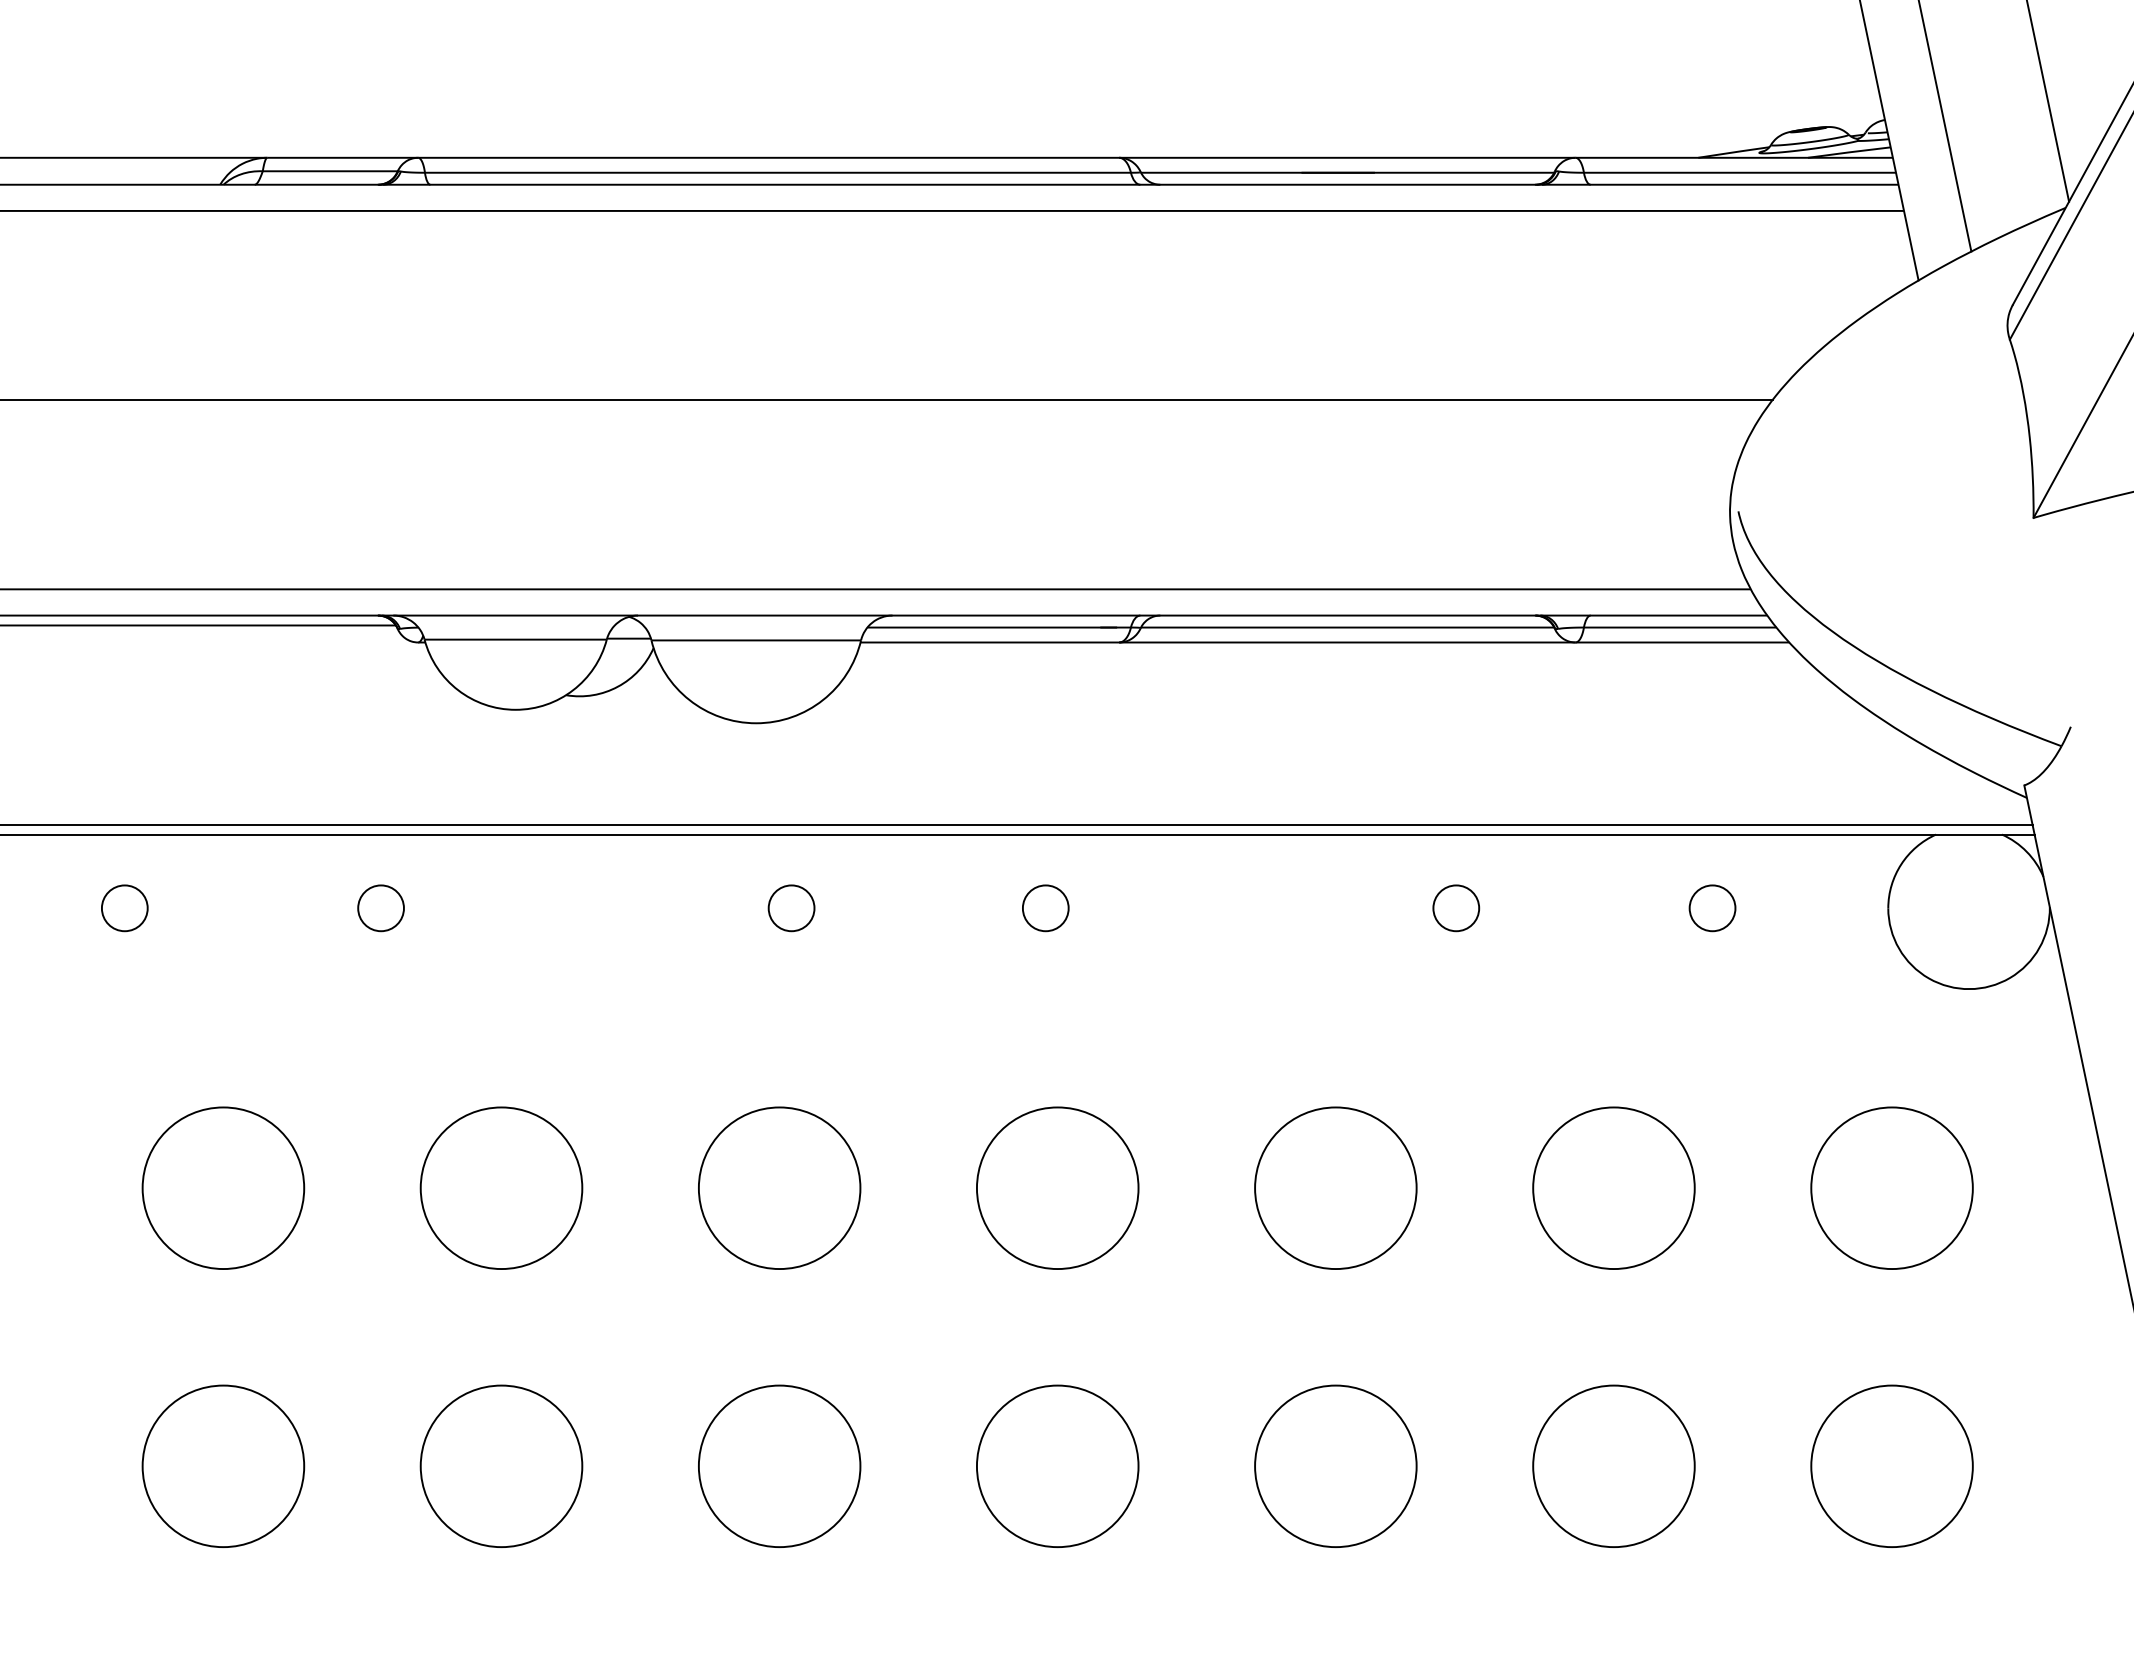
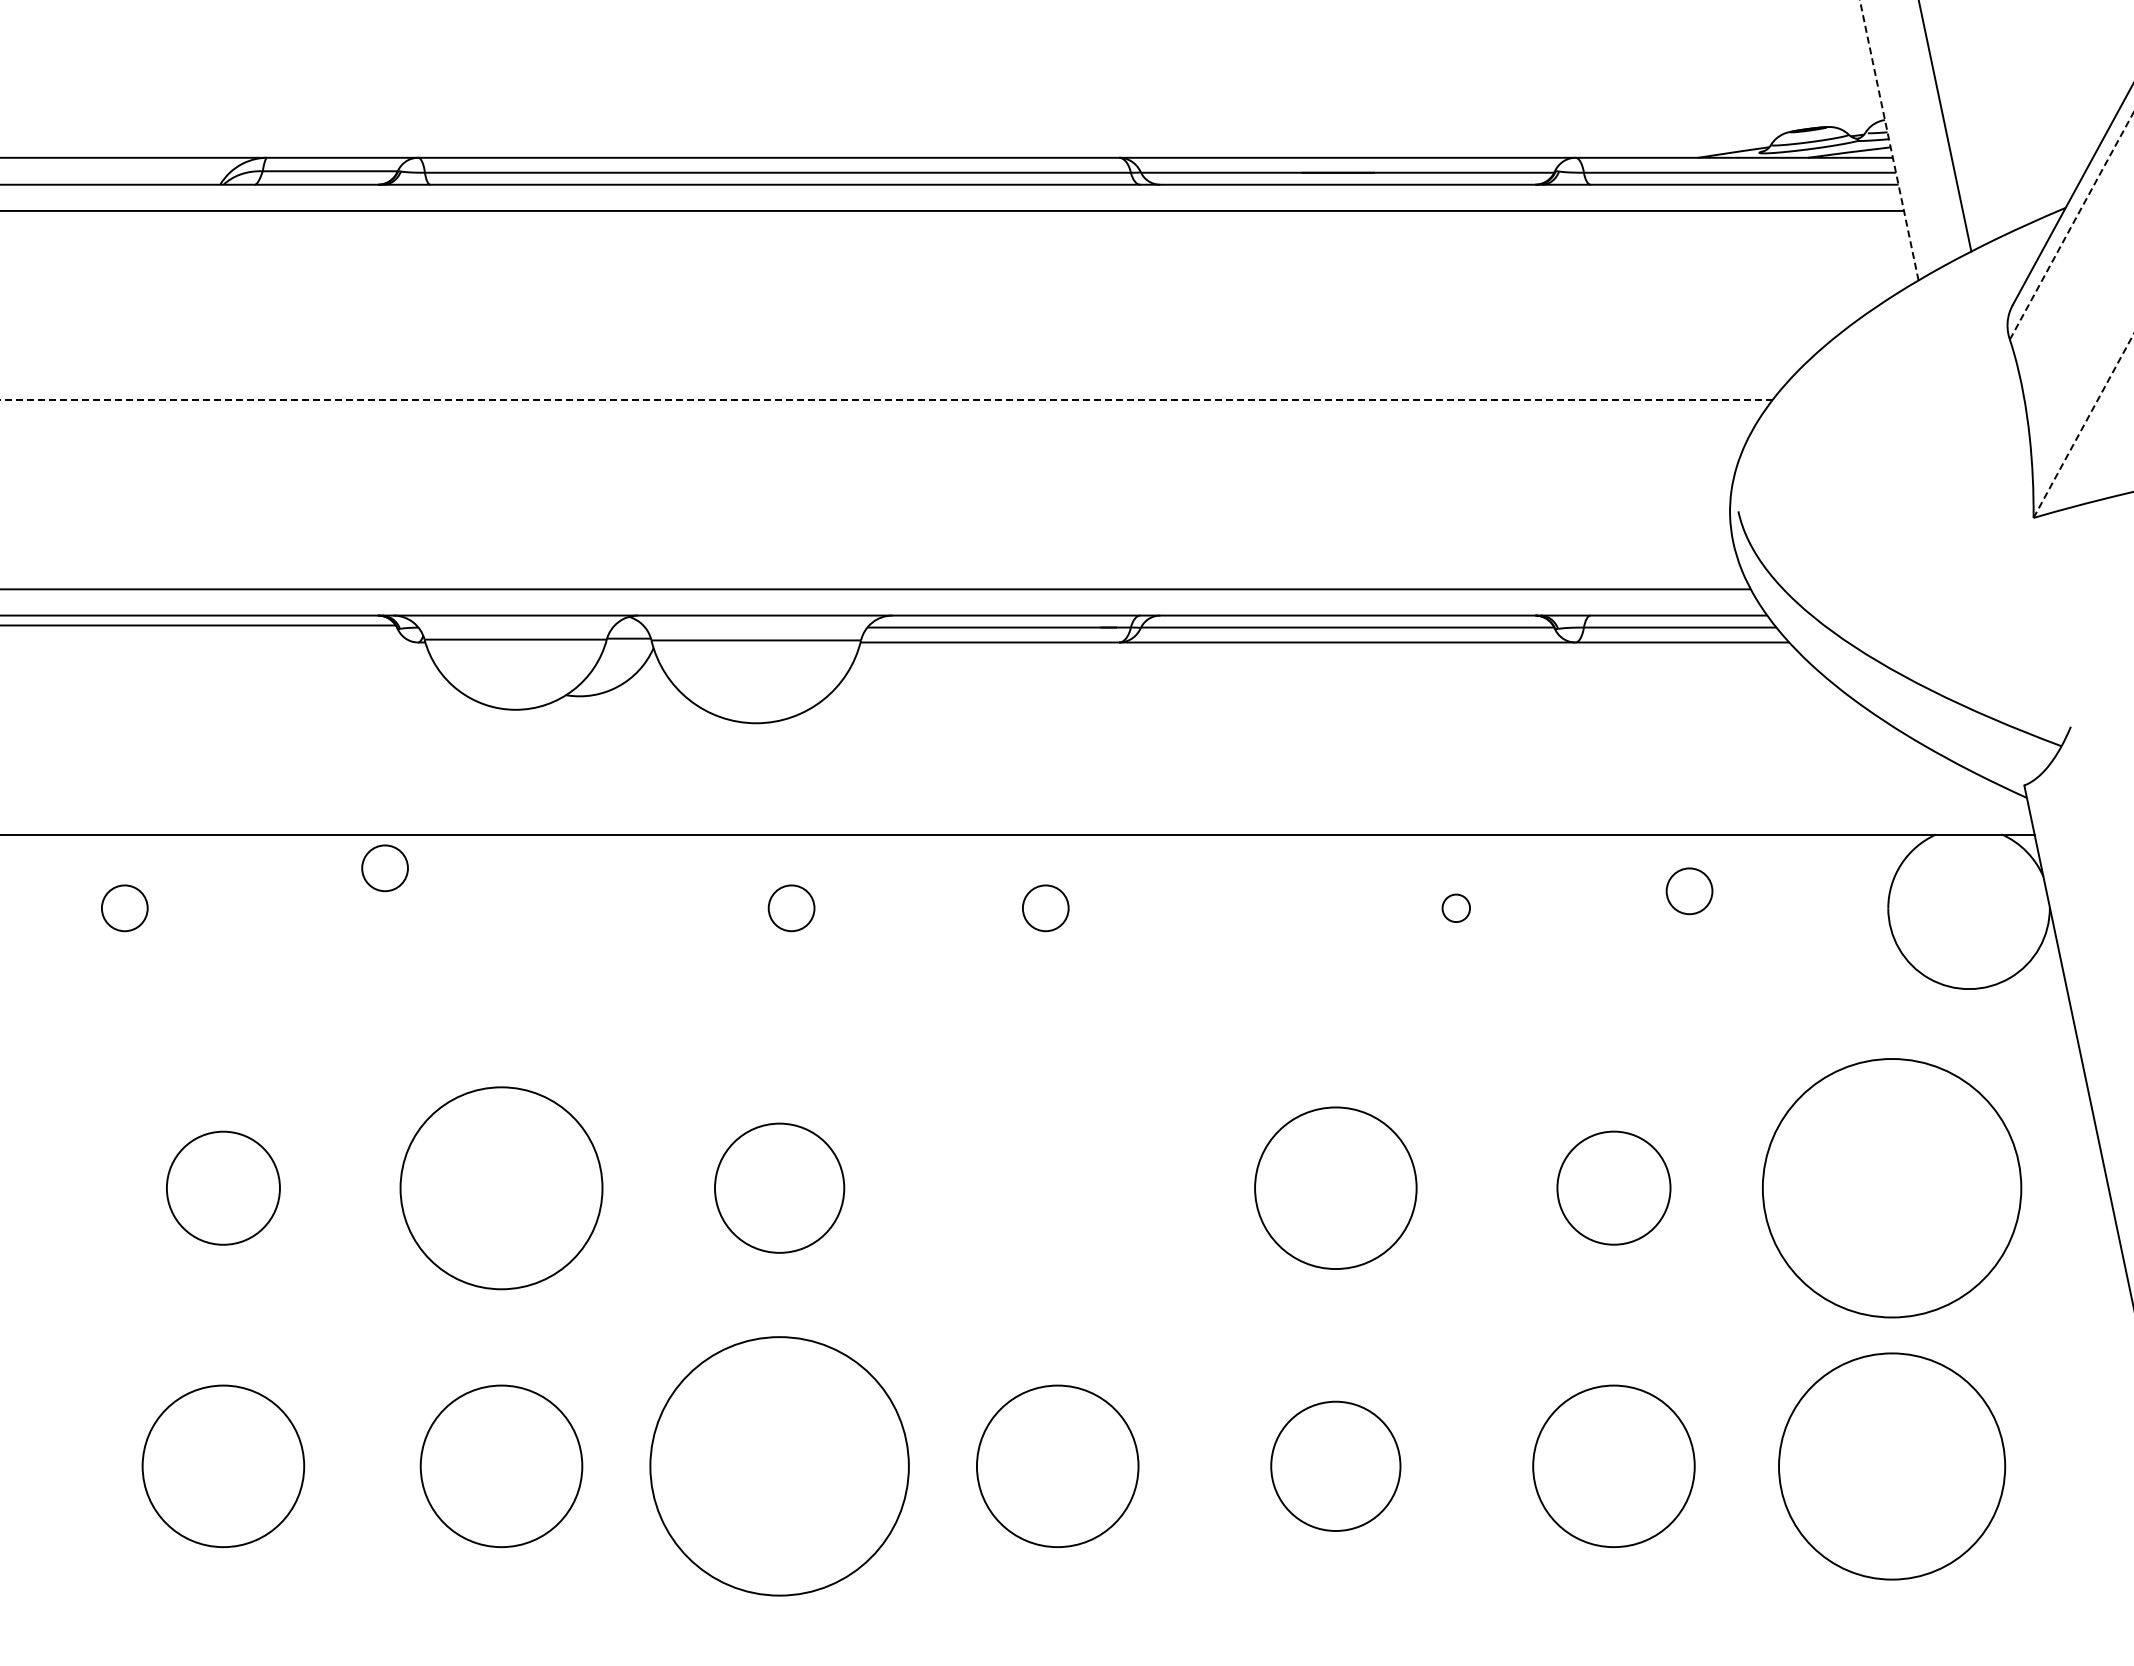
line: present -> none (2048, 101)
line: solid -> dashed (1889, 140)
line: solid -> dashed (2072, 225)
line: solid -> dashed (886, 400)
line: solid -> dashed (2083, 425)
line: present -> none (1017, 824)
circle position: (380, 908) -> (384, 868) (384, 868)
circle diameter: 46 px -> 27 px (1456, 908)
circle position: (1712, 908) -> (1689, 891) (1689, 891)
circle size: 165x164 px -> 205x205 px (501, 1188)
circle: present -> none (1057, 1187)
circle size: 164x164 px -> 116x116 px (1613, 1187)
circle diameter: 162 px -> 113 px (222, 1187)
circle diameter: 162 px -> 129 px (779, 1187)
circle diameter: 162 px -> 258 px (1891, 1188)
circle size: 164x164 px -> 229x229 px (1892, 1466)
circle diameter: 162 px -> 258 px (779, 1466)
circle diameter: 162 px -> 129 px (1335, 1465)
